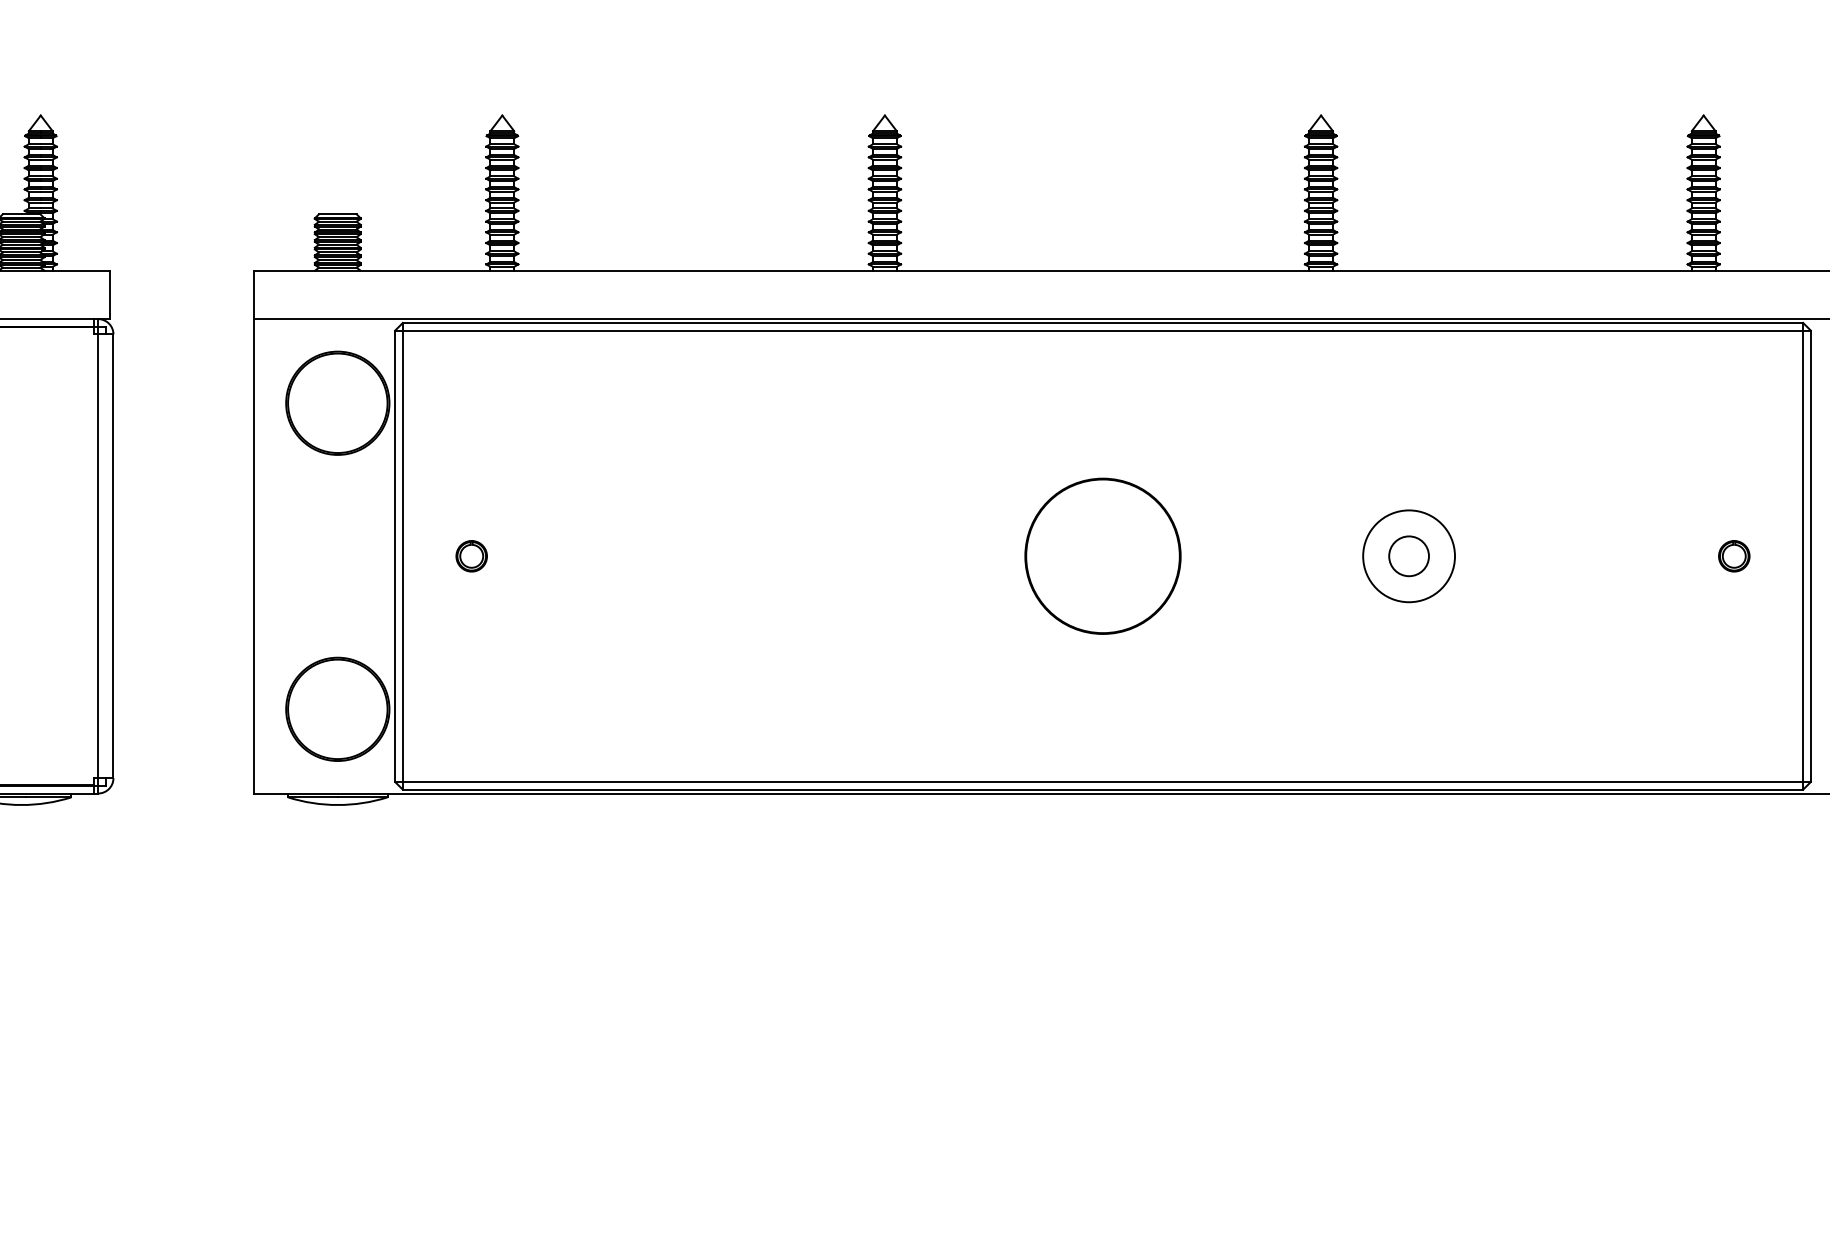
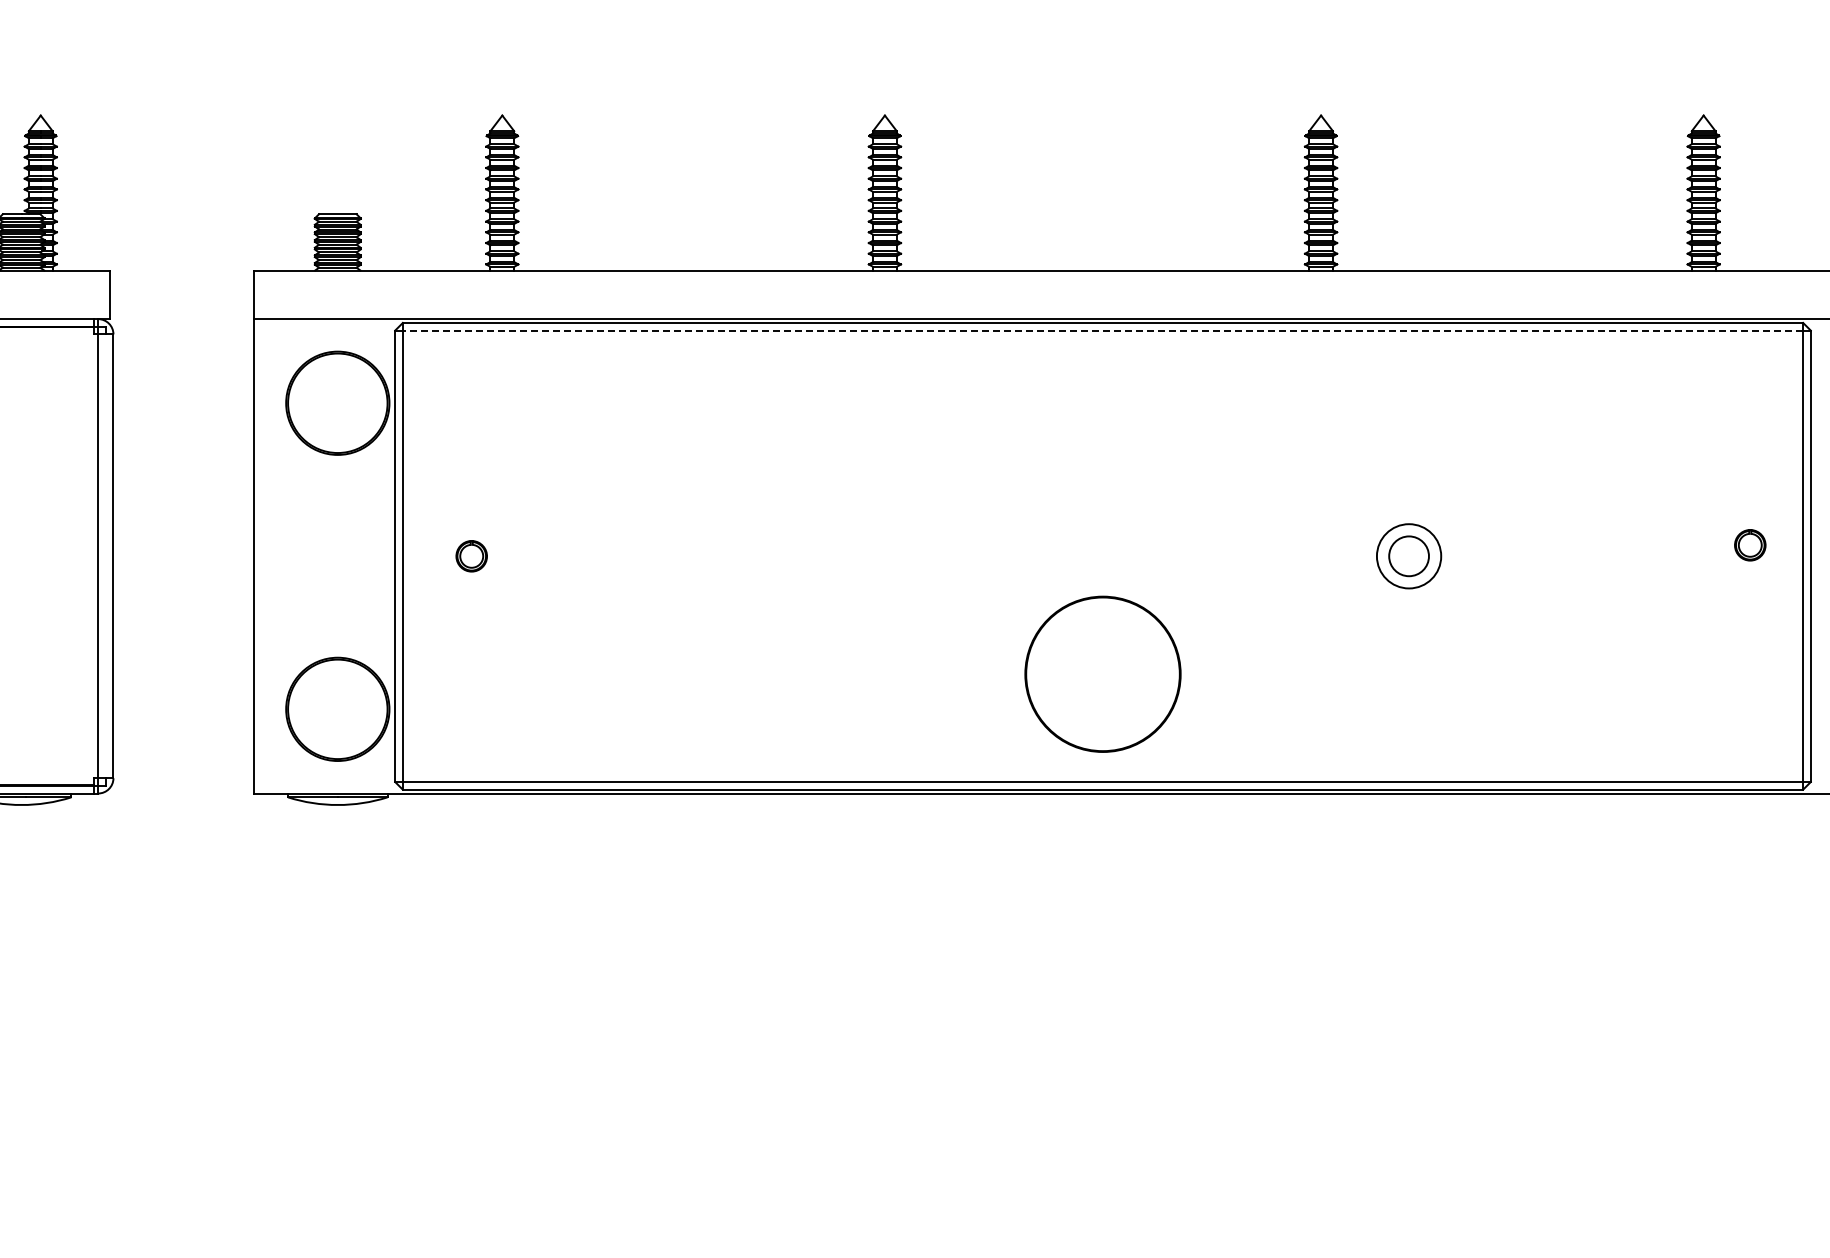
line: solid -> dashed (1102, 330)
circle position: (1102, 555) -> (1102, 673) (1102, 673)
circle diameter: 92 px -> 64 px (1408, 556)
part position: (1734, 556) -> (1750, 545) (1750, 545)
